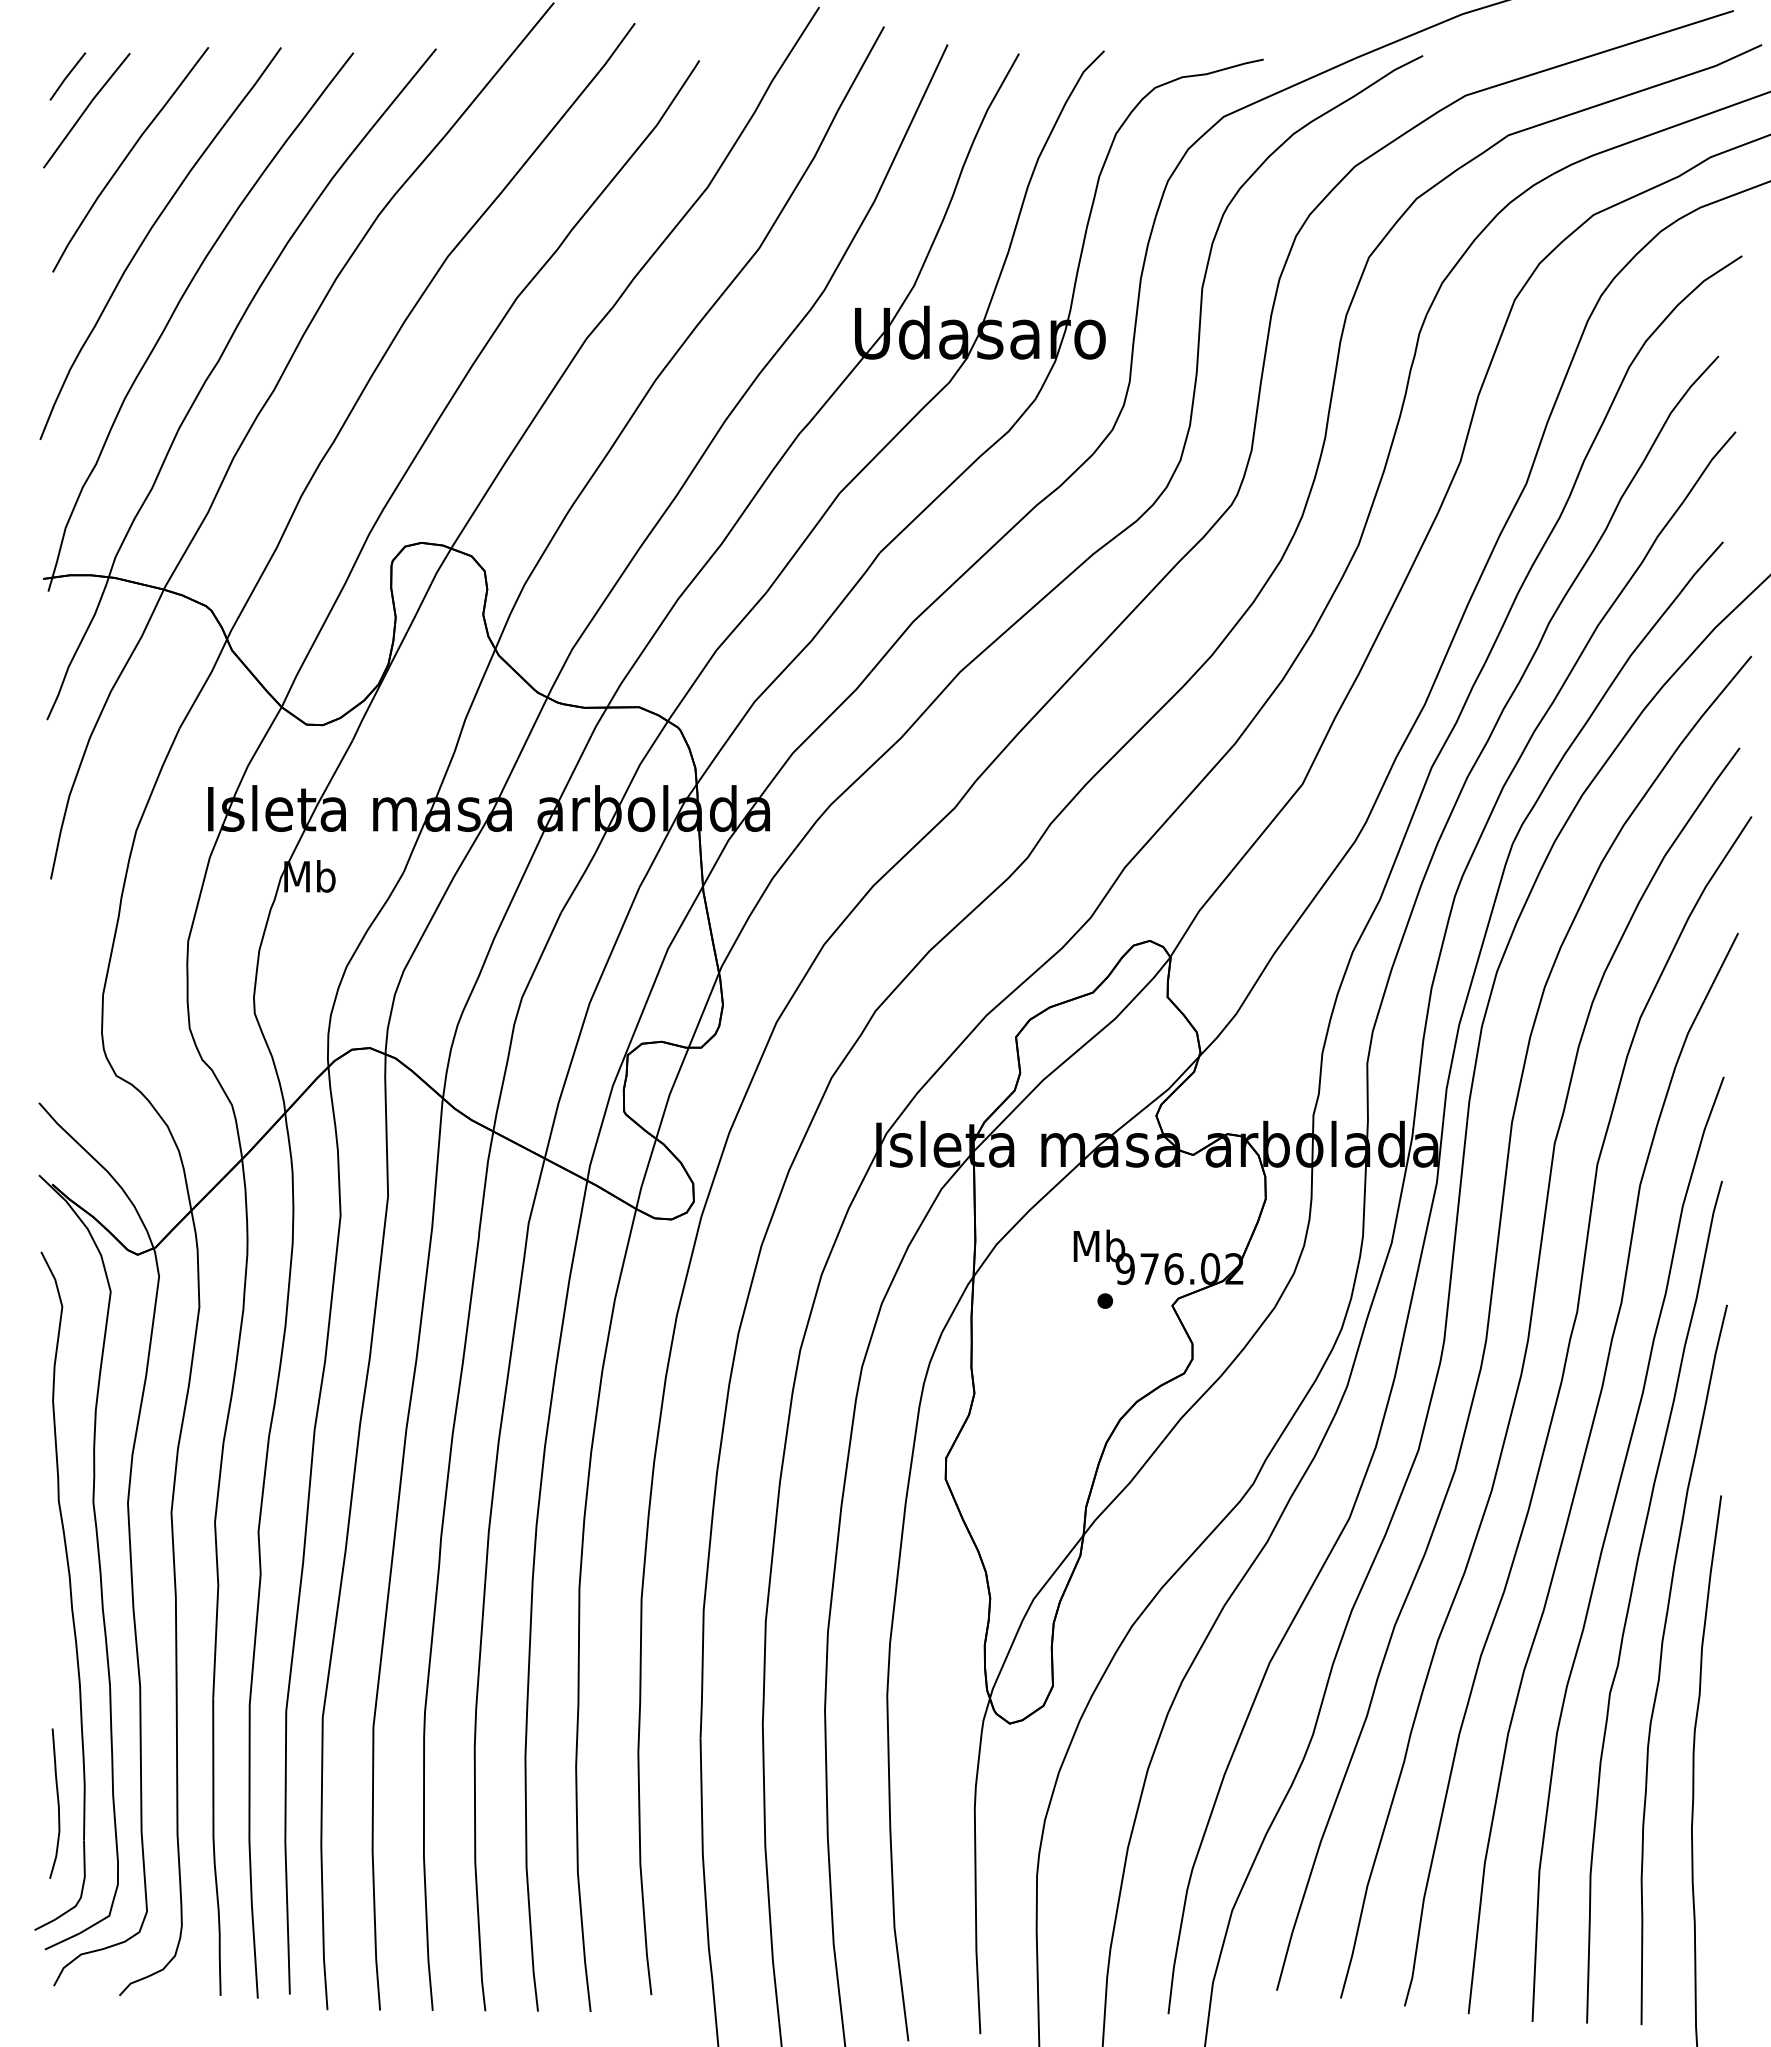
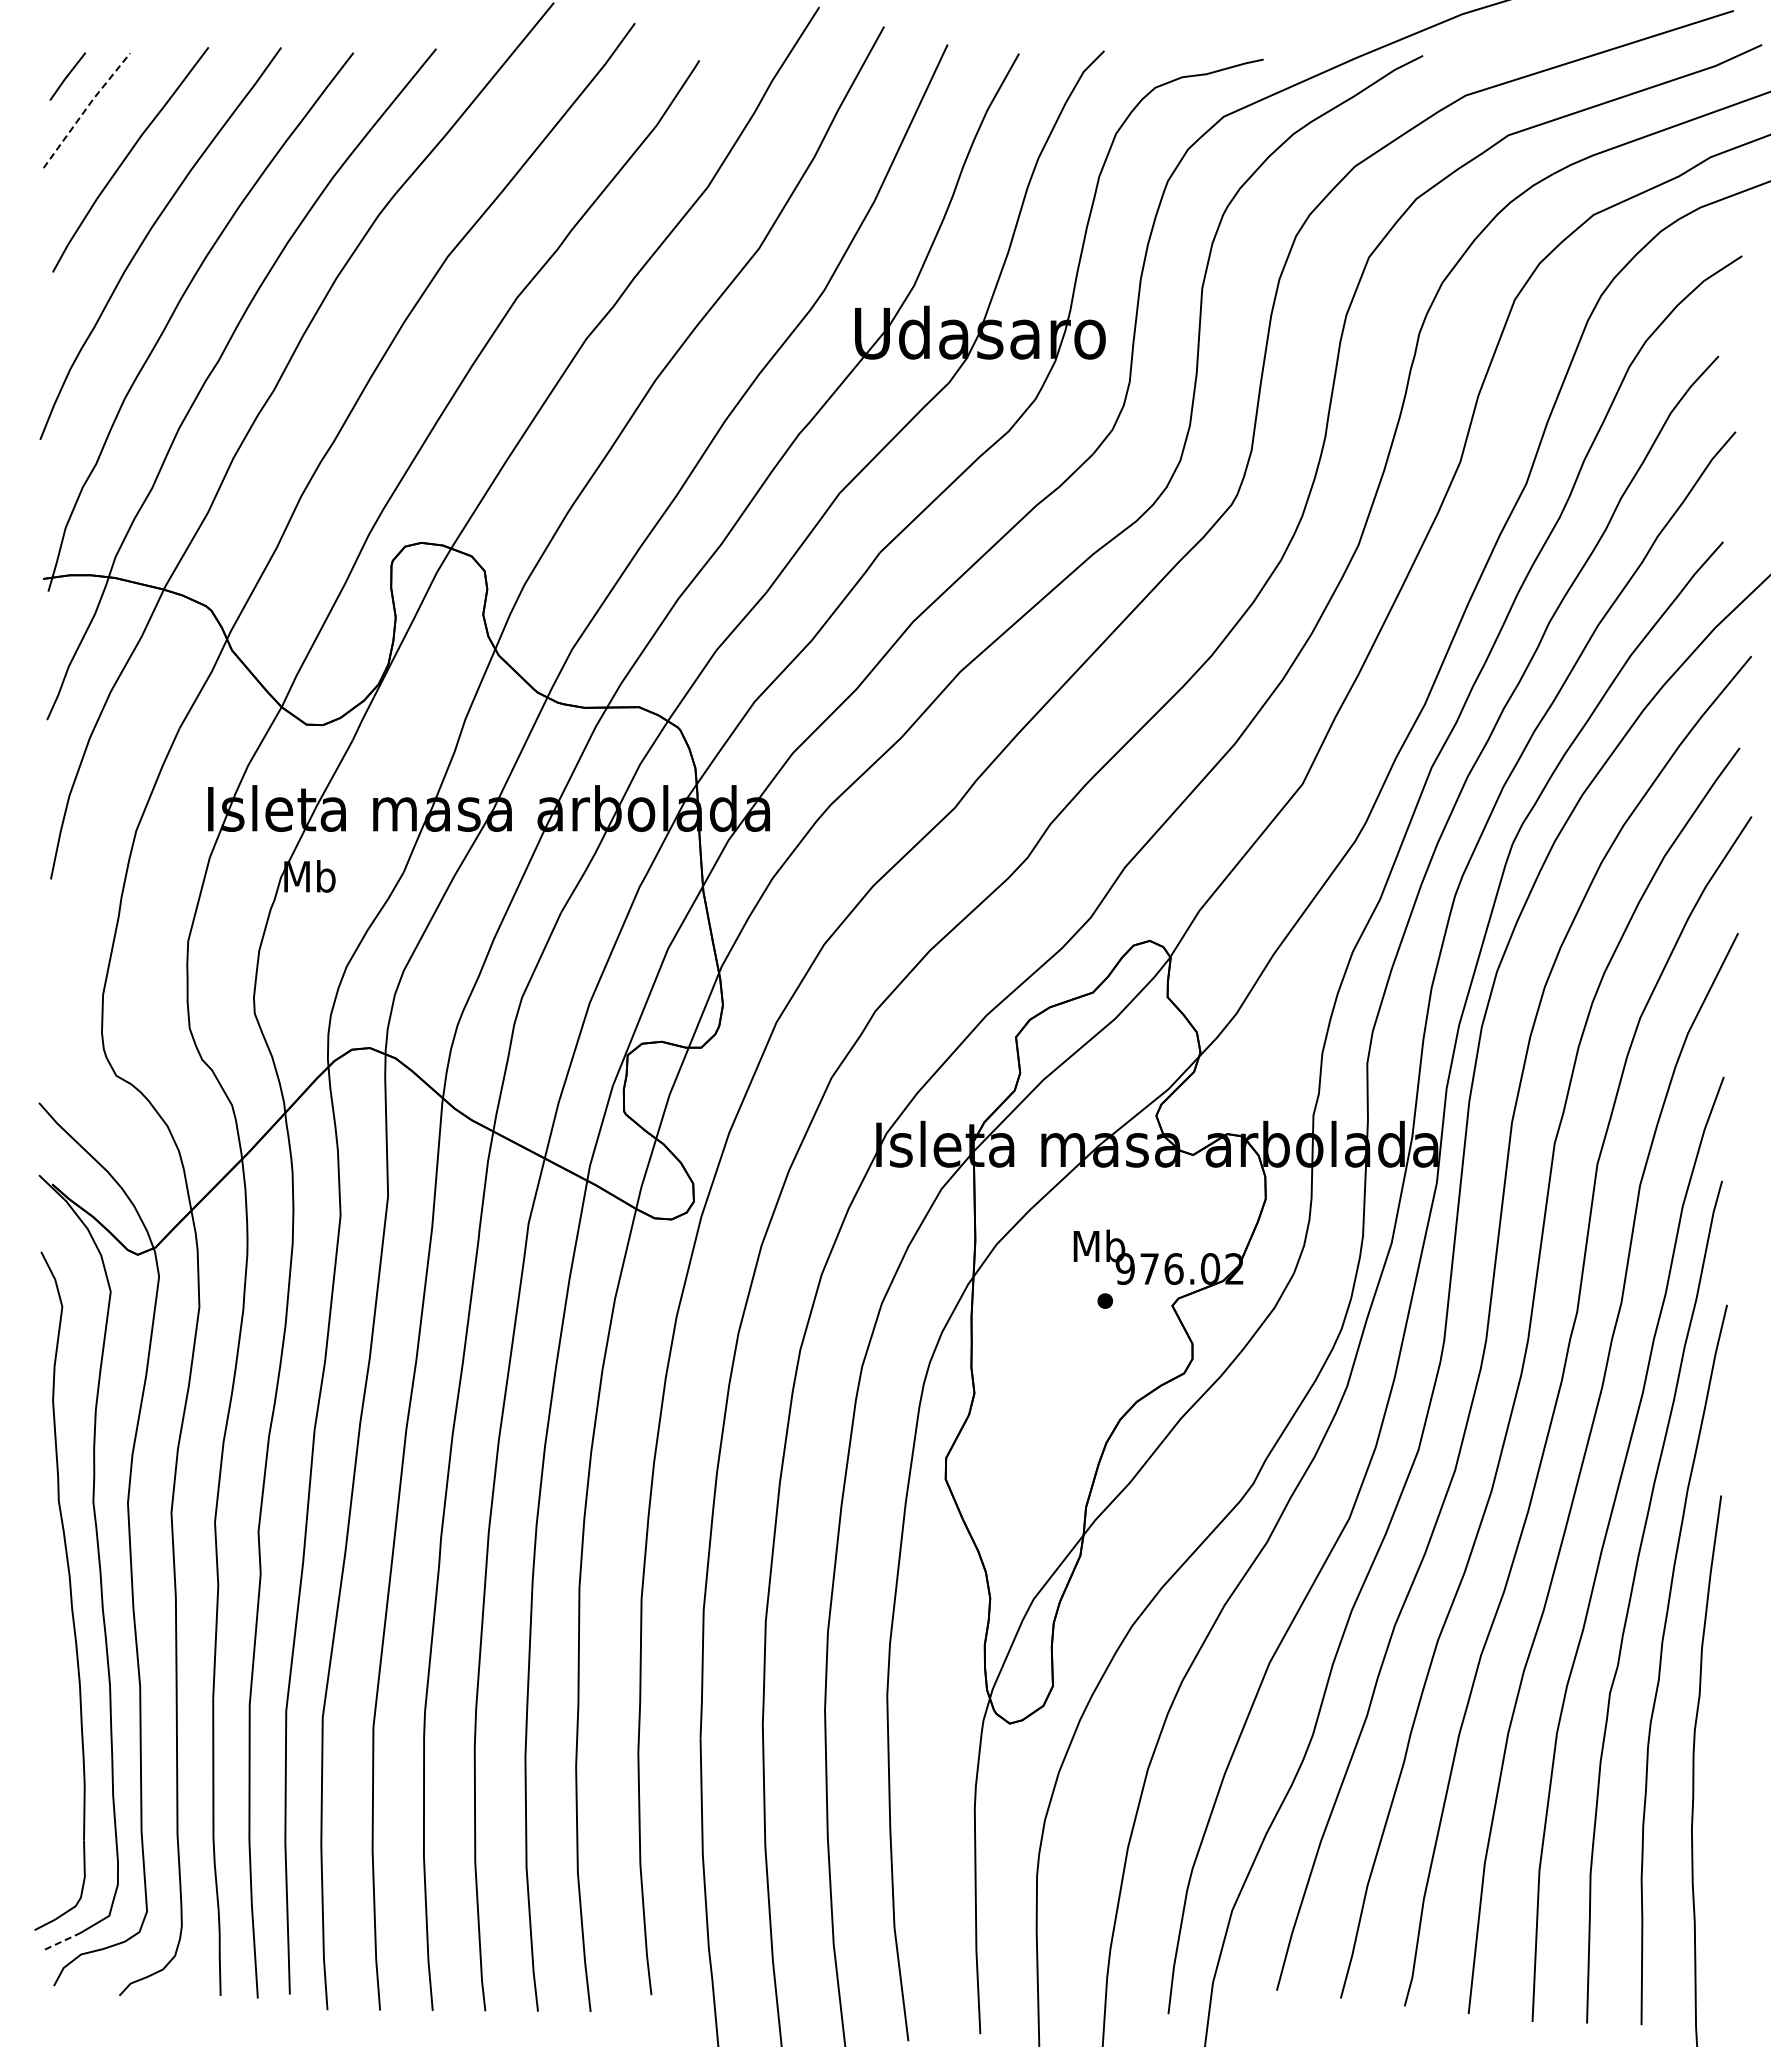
line: solid -> dashed (86, 109)
curve: present -> none (57, 1803)
line: solid -> dashed (62, 1941)
